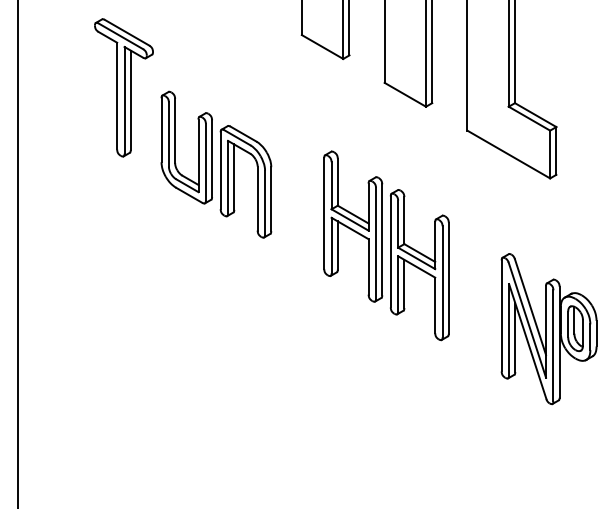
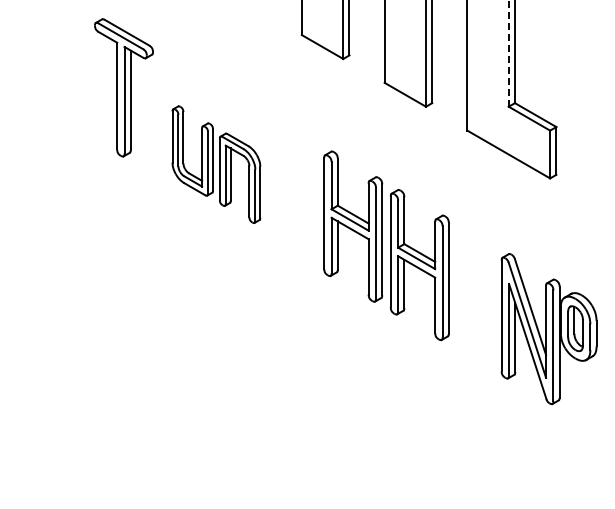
line: solid -> dashed (508, 53)
part size: 113x149 px -> 91x119 px (216, 164)
line: present -> none (18, 253)
